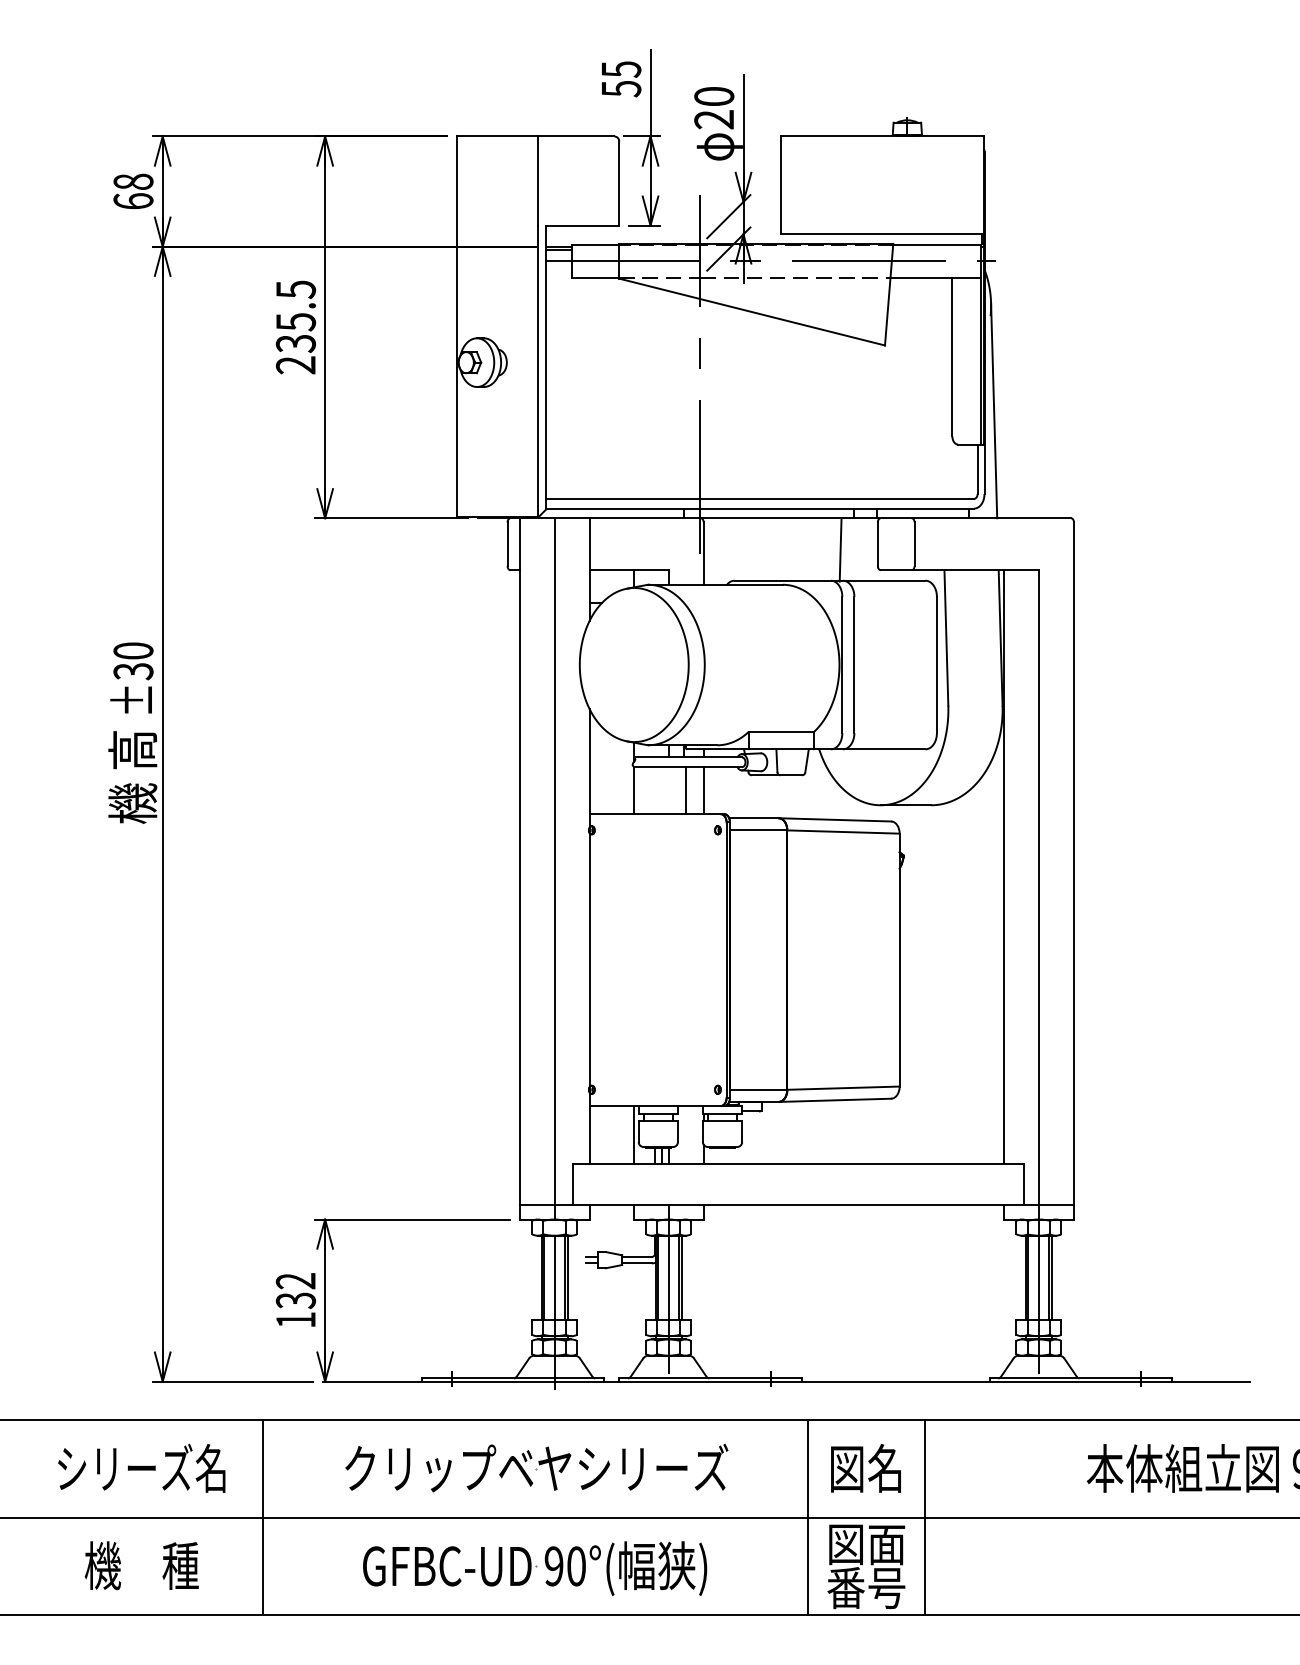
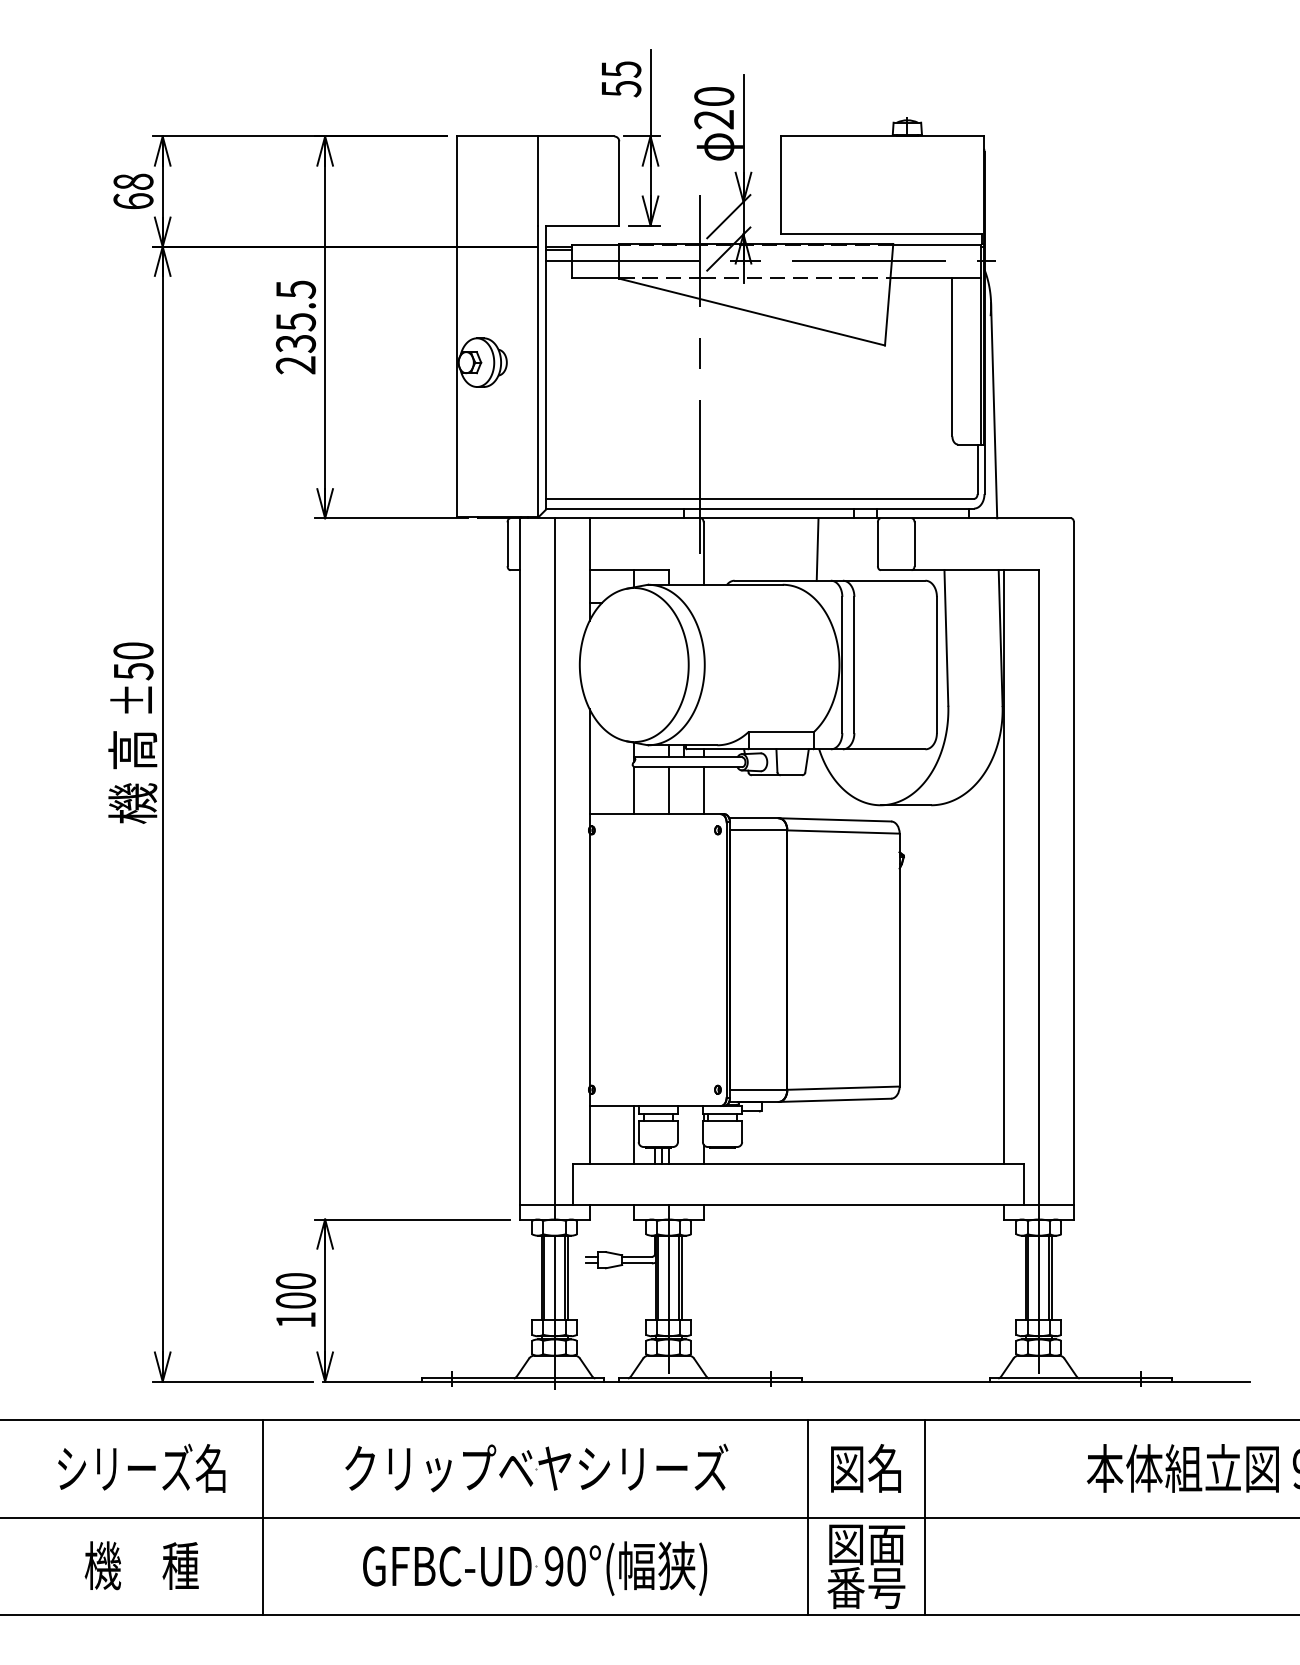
line position: (840, 550) -> (817, 549) (817, 549)
text: ±30 -> ±50 (133, 671)
line position: (685, 790) -> (668, 790) (668, 790)
text: 132 -> 100 (295, 1291)
